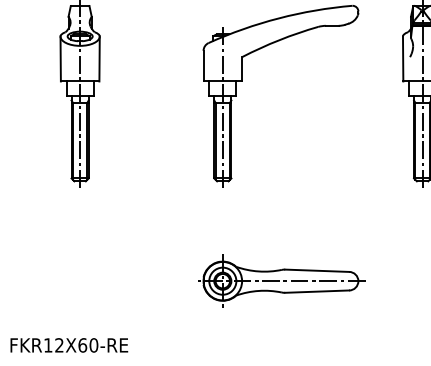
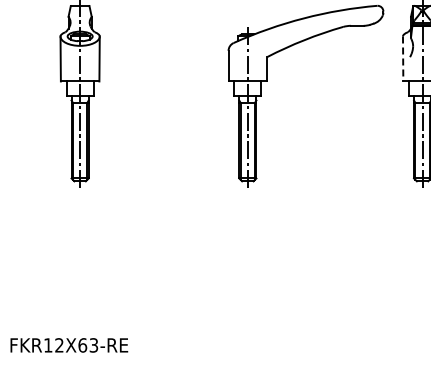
line: solid -> dashed (403, 59)
part position: (242, 81) -> (267, 81) (267, 81)
part: present -> none (281, 280)
text: FKR12X60-RE -> FKR12X63-RE (93, 345)
